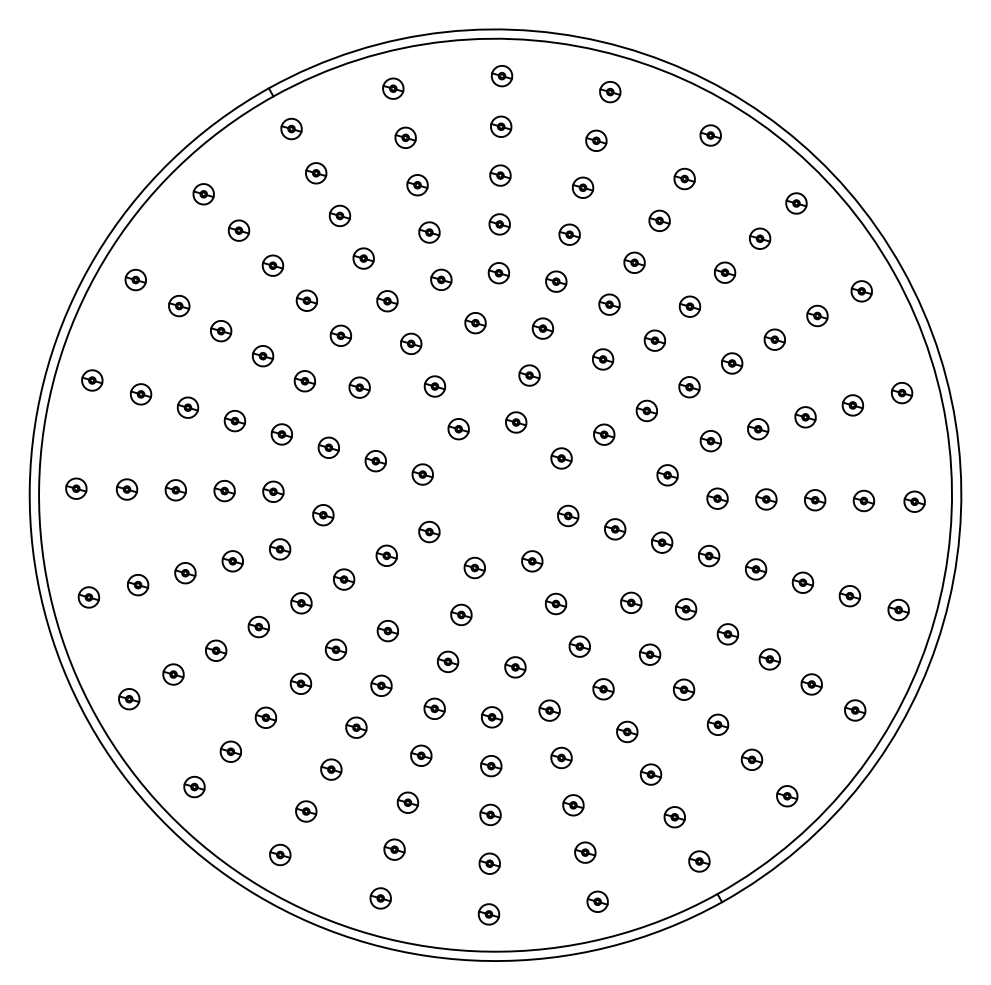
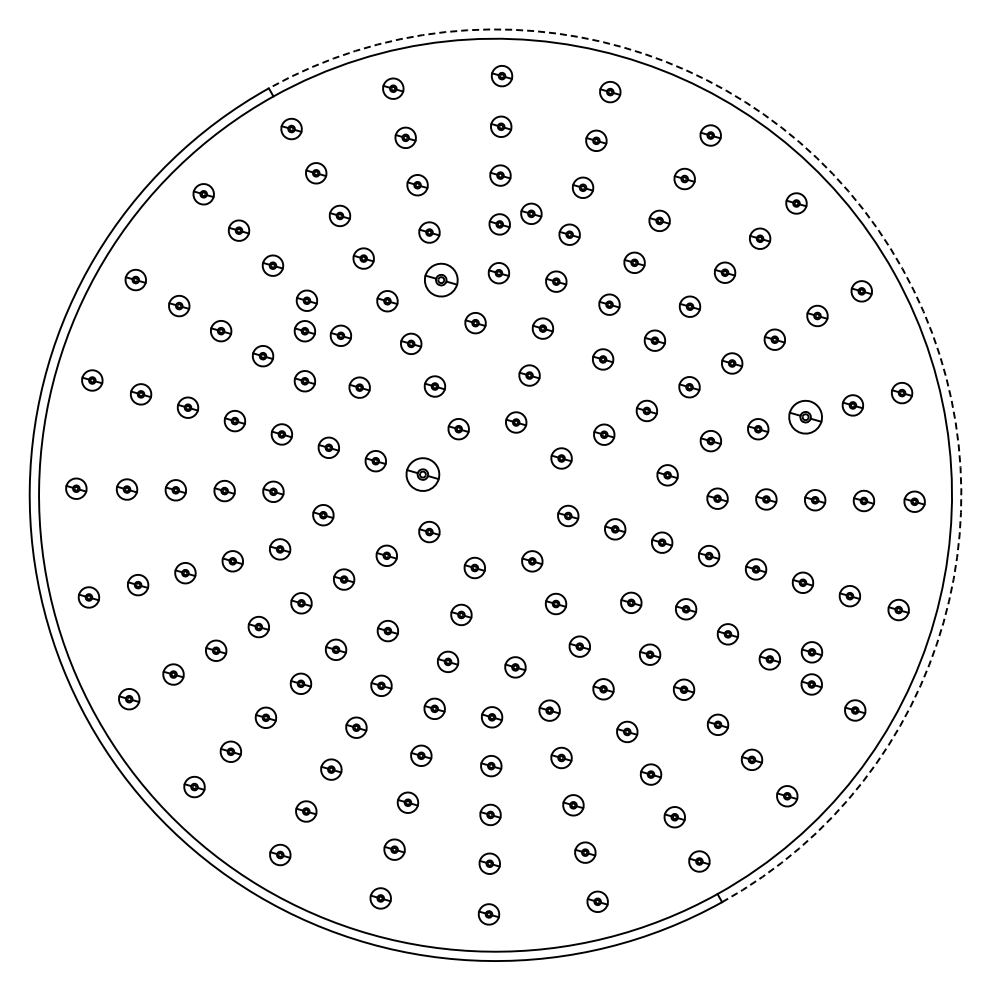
part: none -> present (531, 213)
arc: solid -> dashed (902, 268)
part size: 23x23 px -> 35x36 px (441, 279)
part: none -> present (304, 331)
part size: 23x23 px -> 35x36 px (805, 416)
part size: 23x23 px -> 36x35 px (422, 474)
part: none -> present (811, 652)
